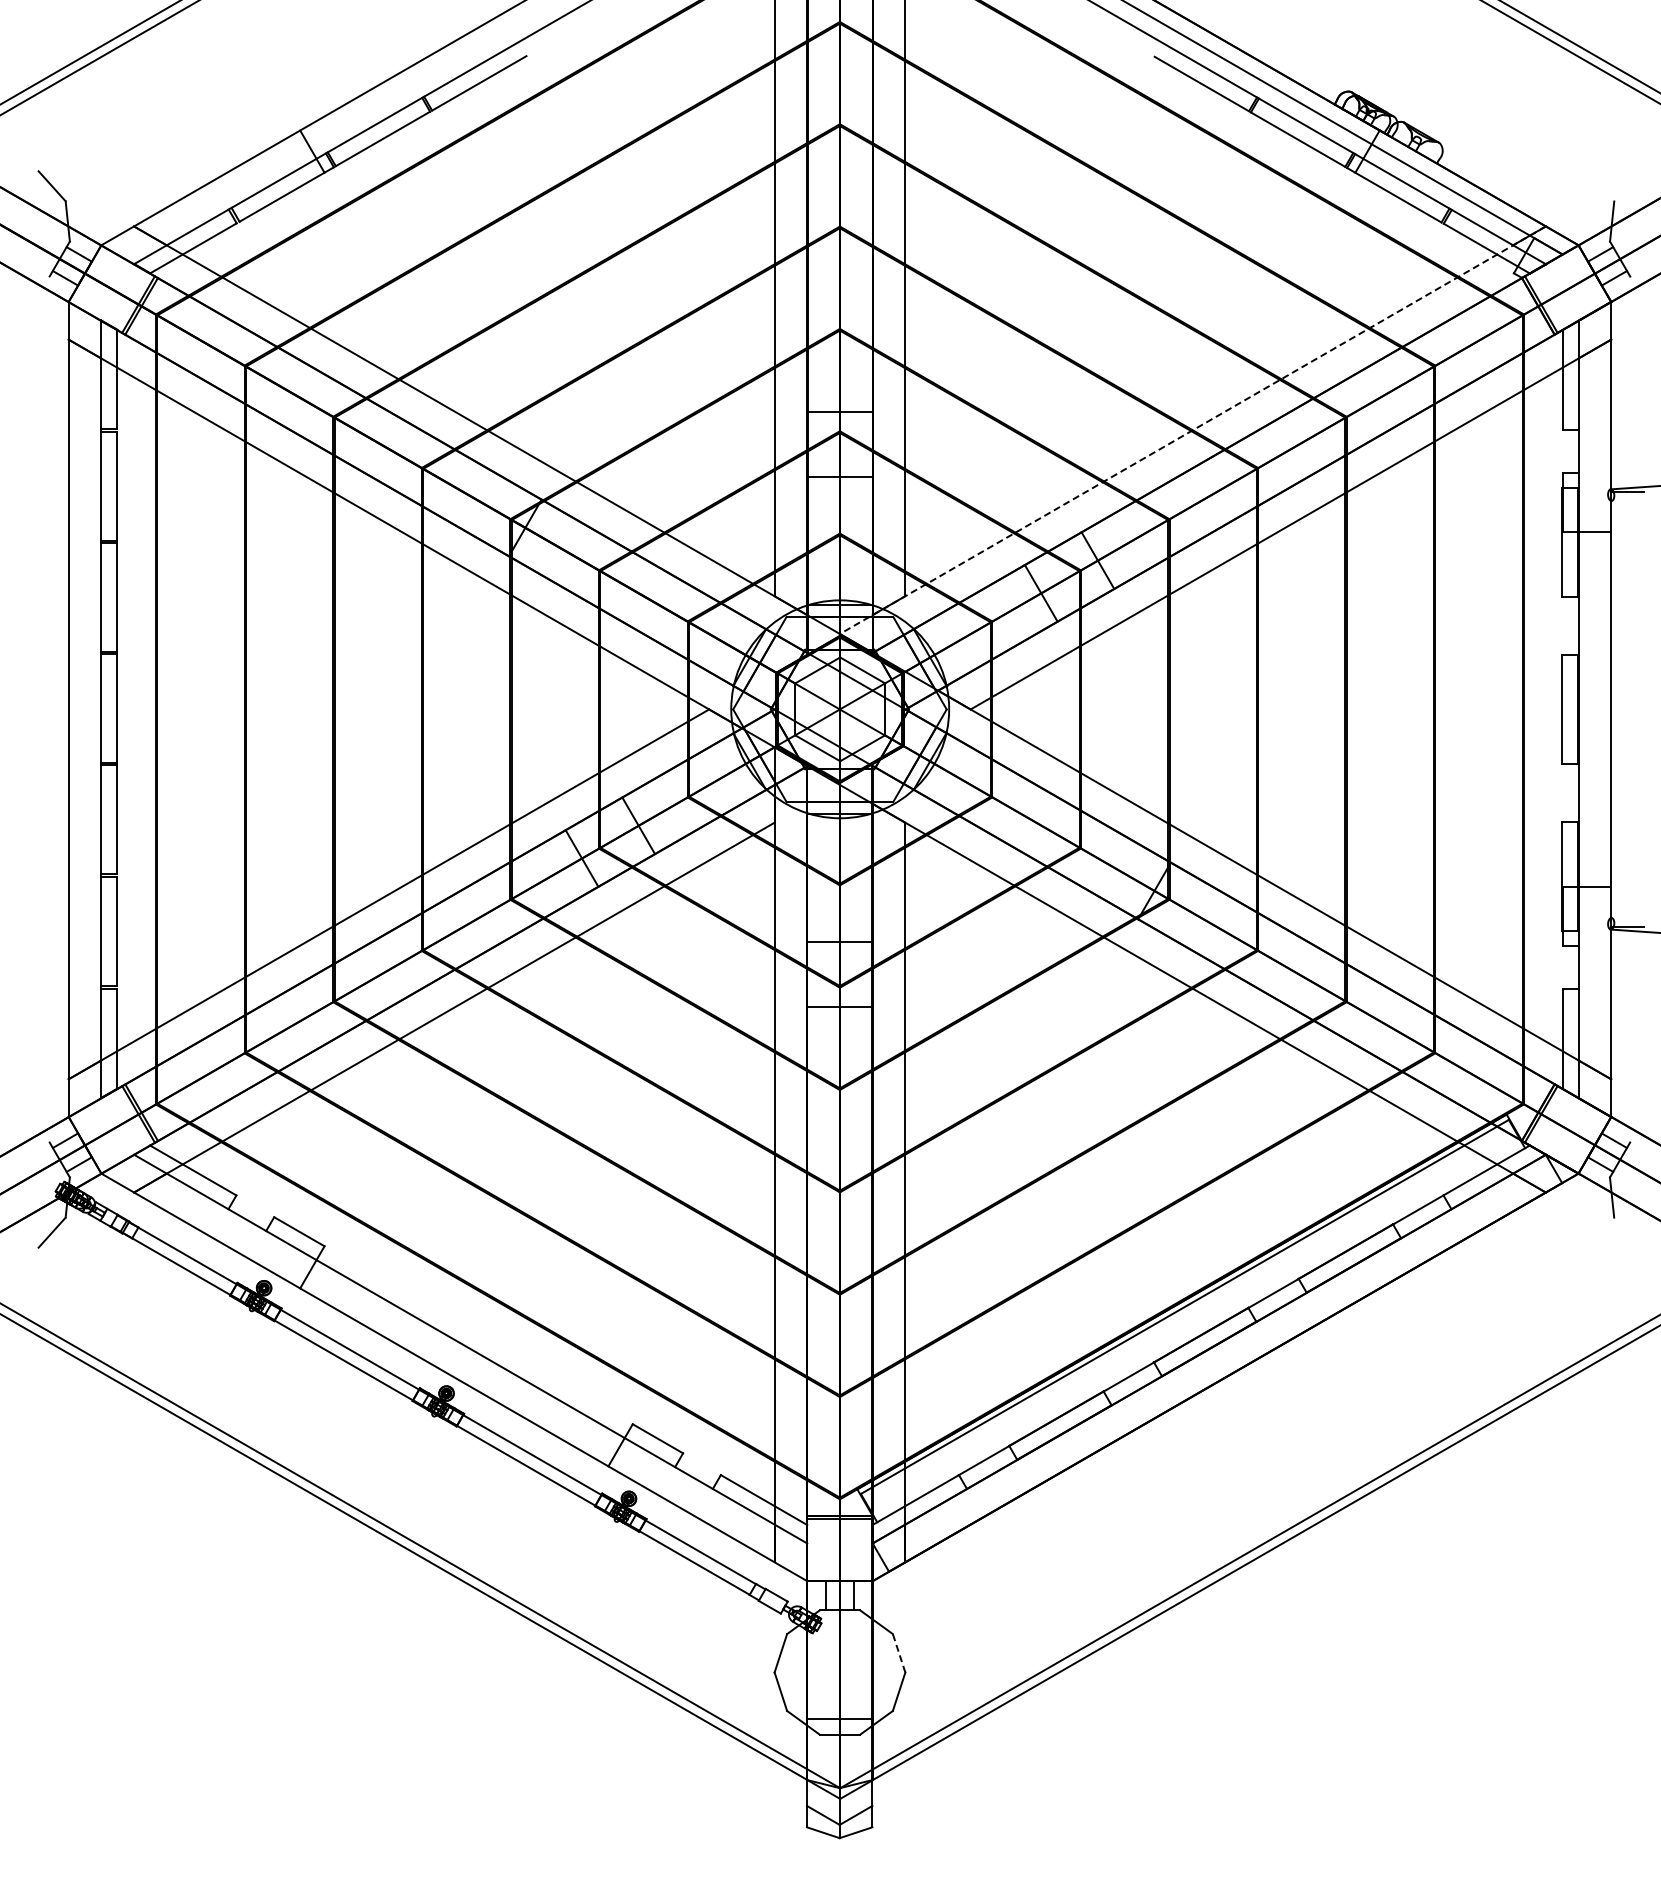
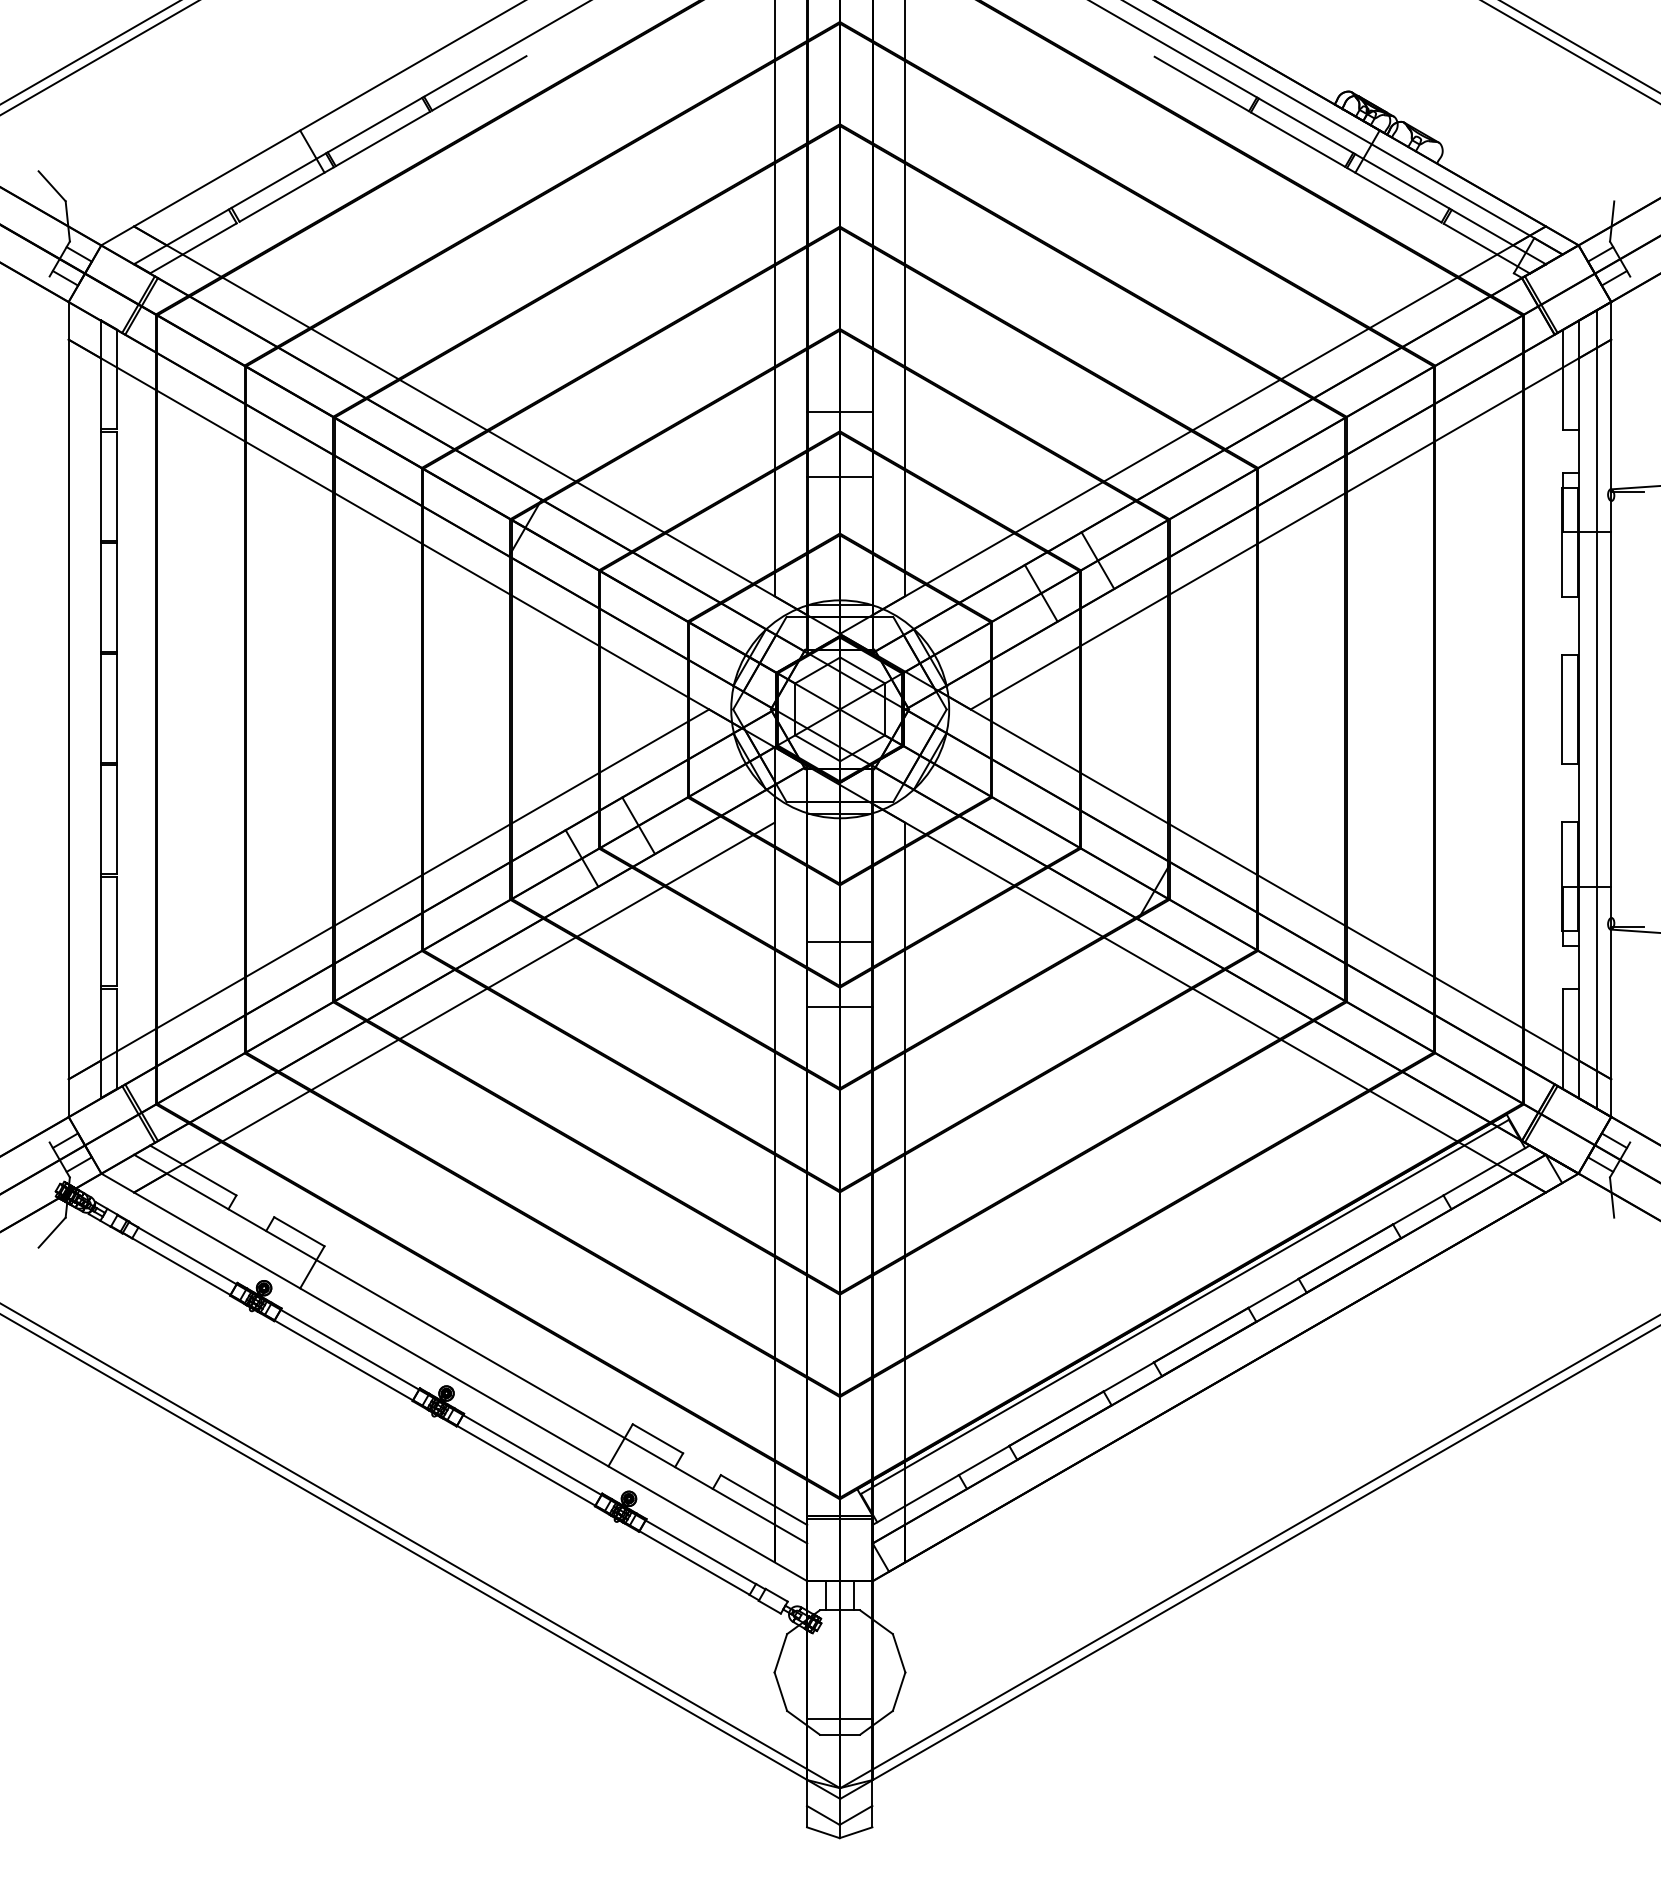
line: dashed -> solid (1192, 430)
line: none -> present (1596, 709)
line: dashed -> solid (898, 1652)
